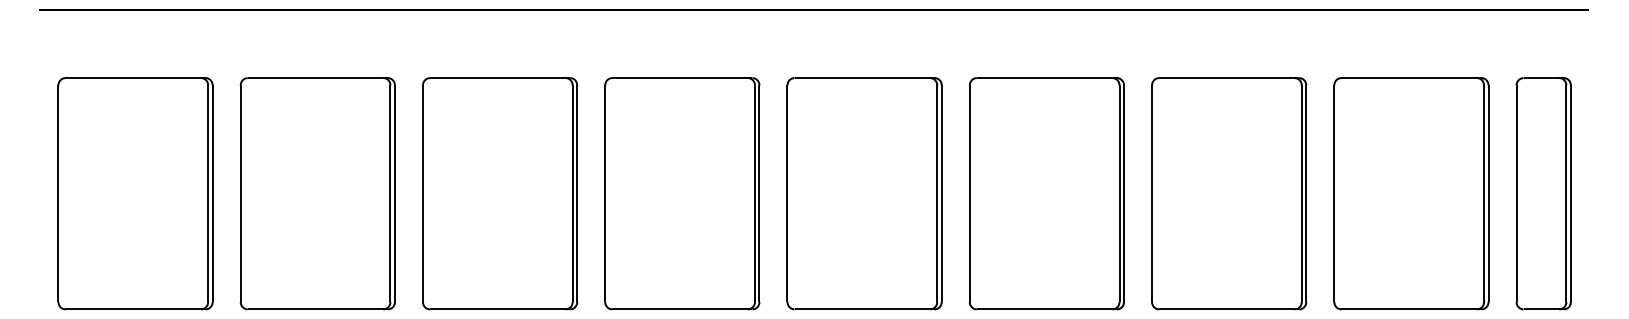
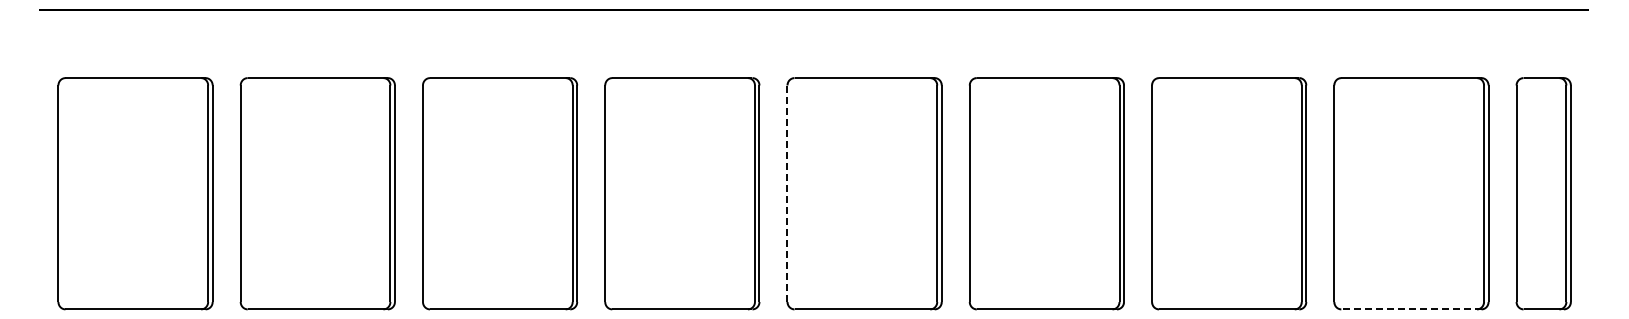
line: solid -> dashed (787, 193)
line: solid -> dashed (1410, 309)
